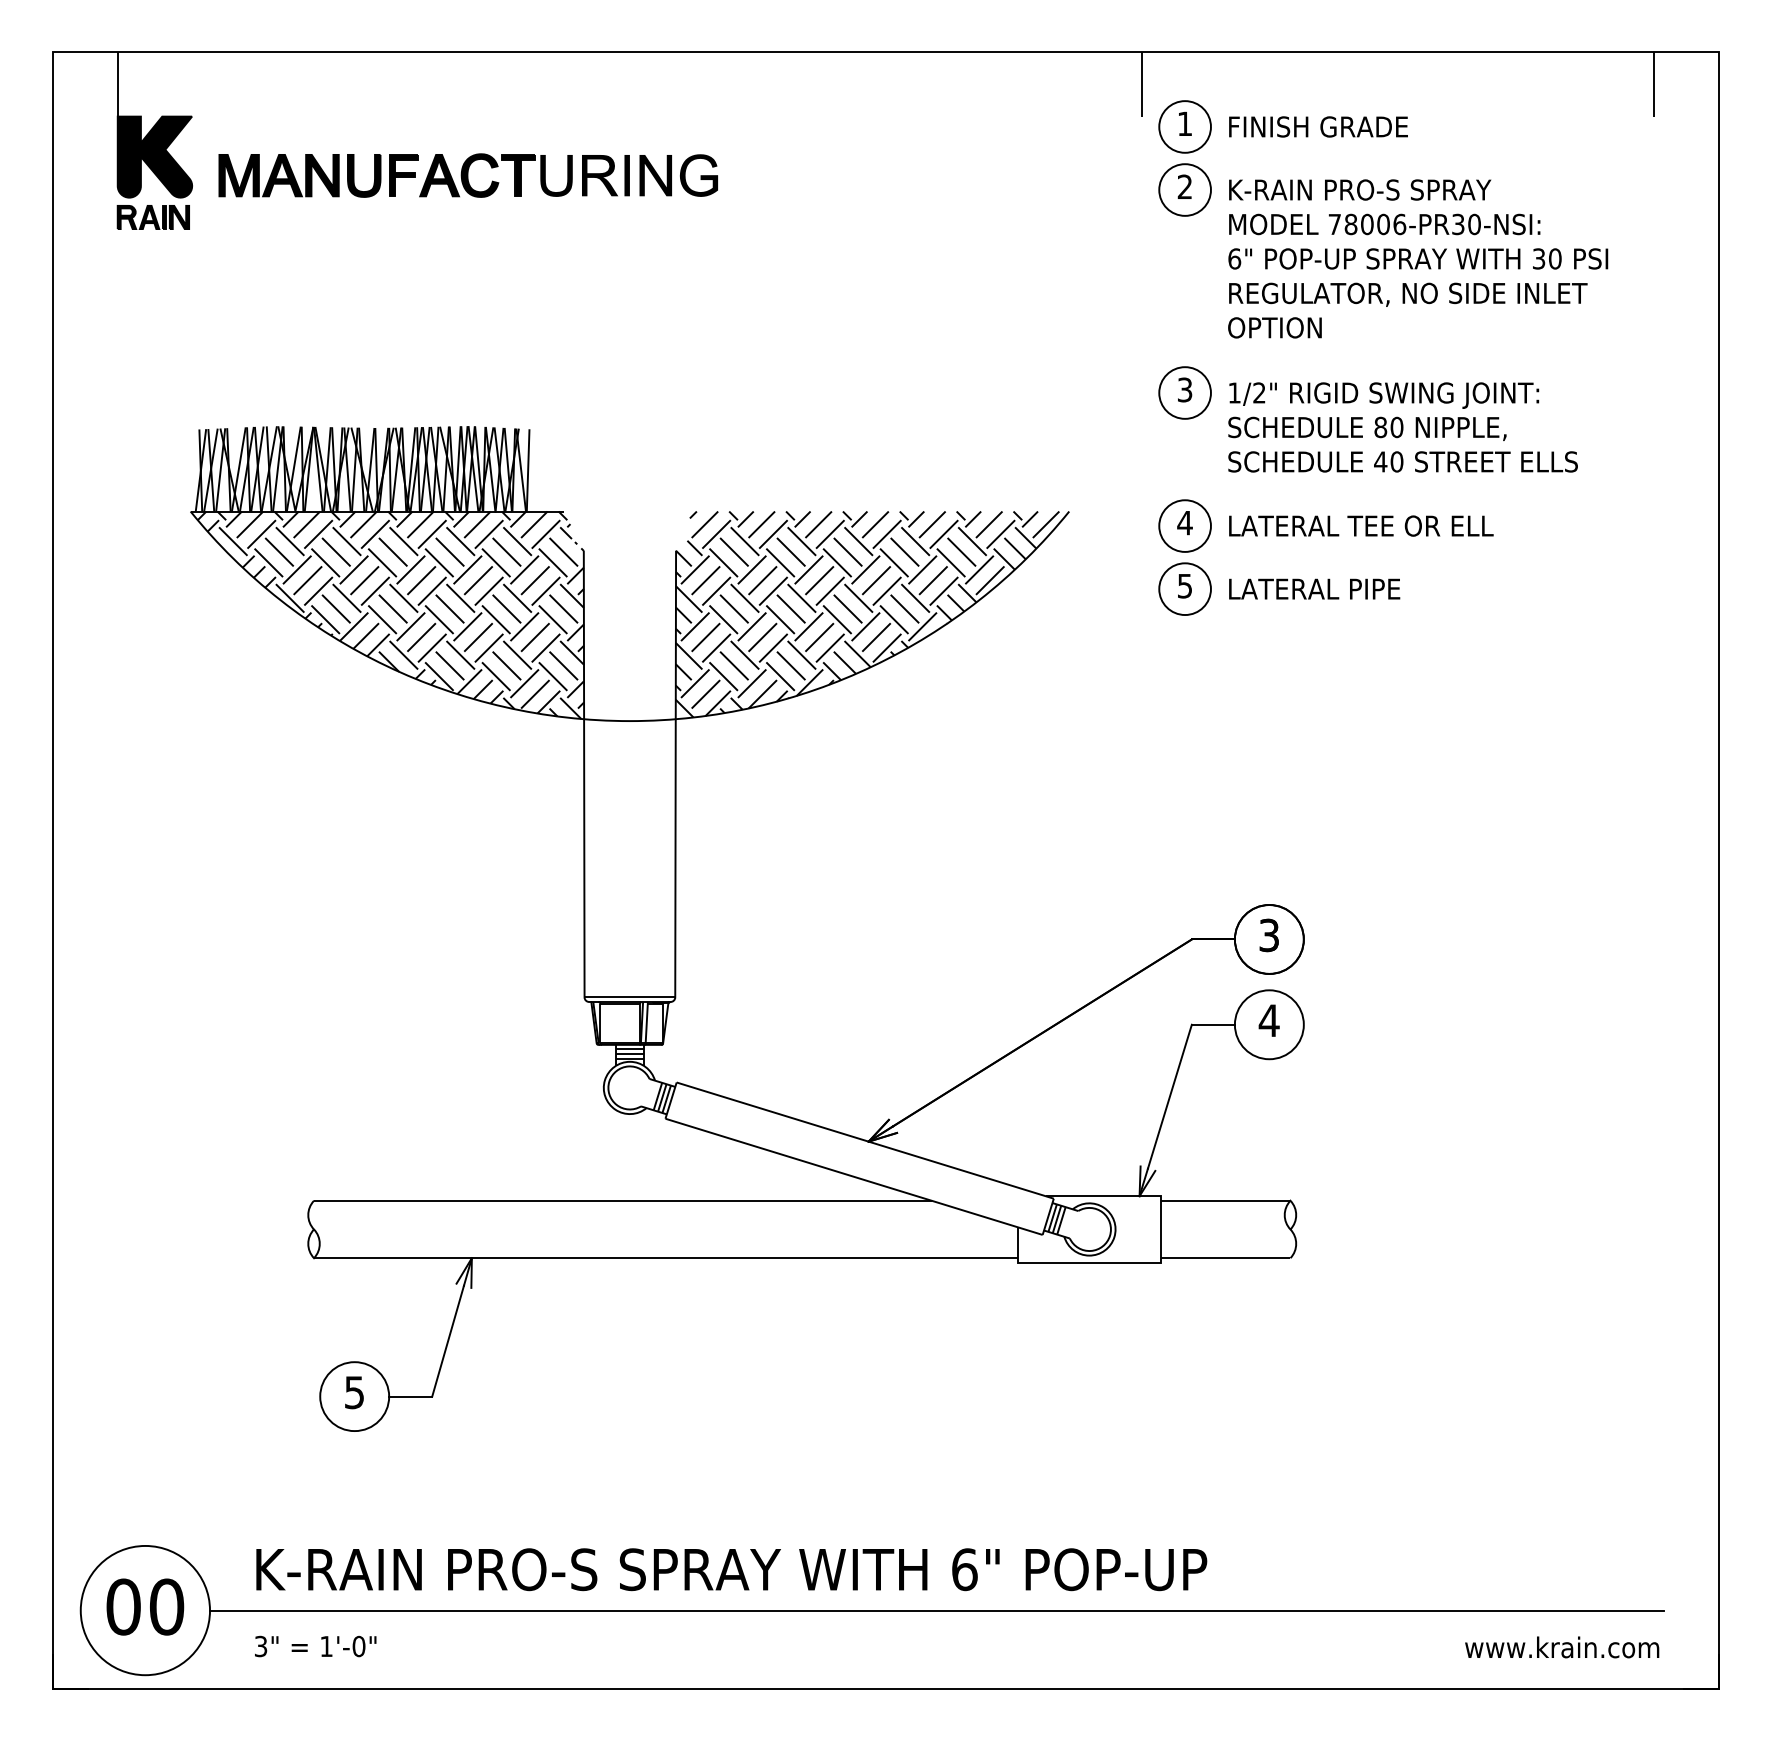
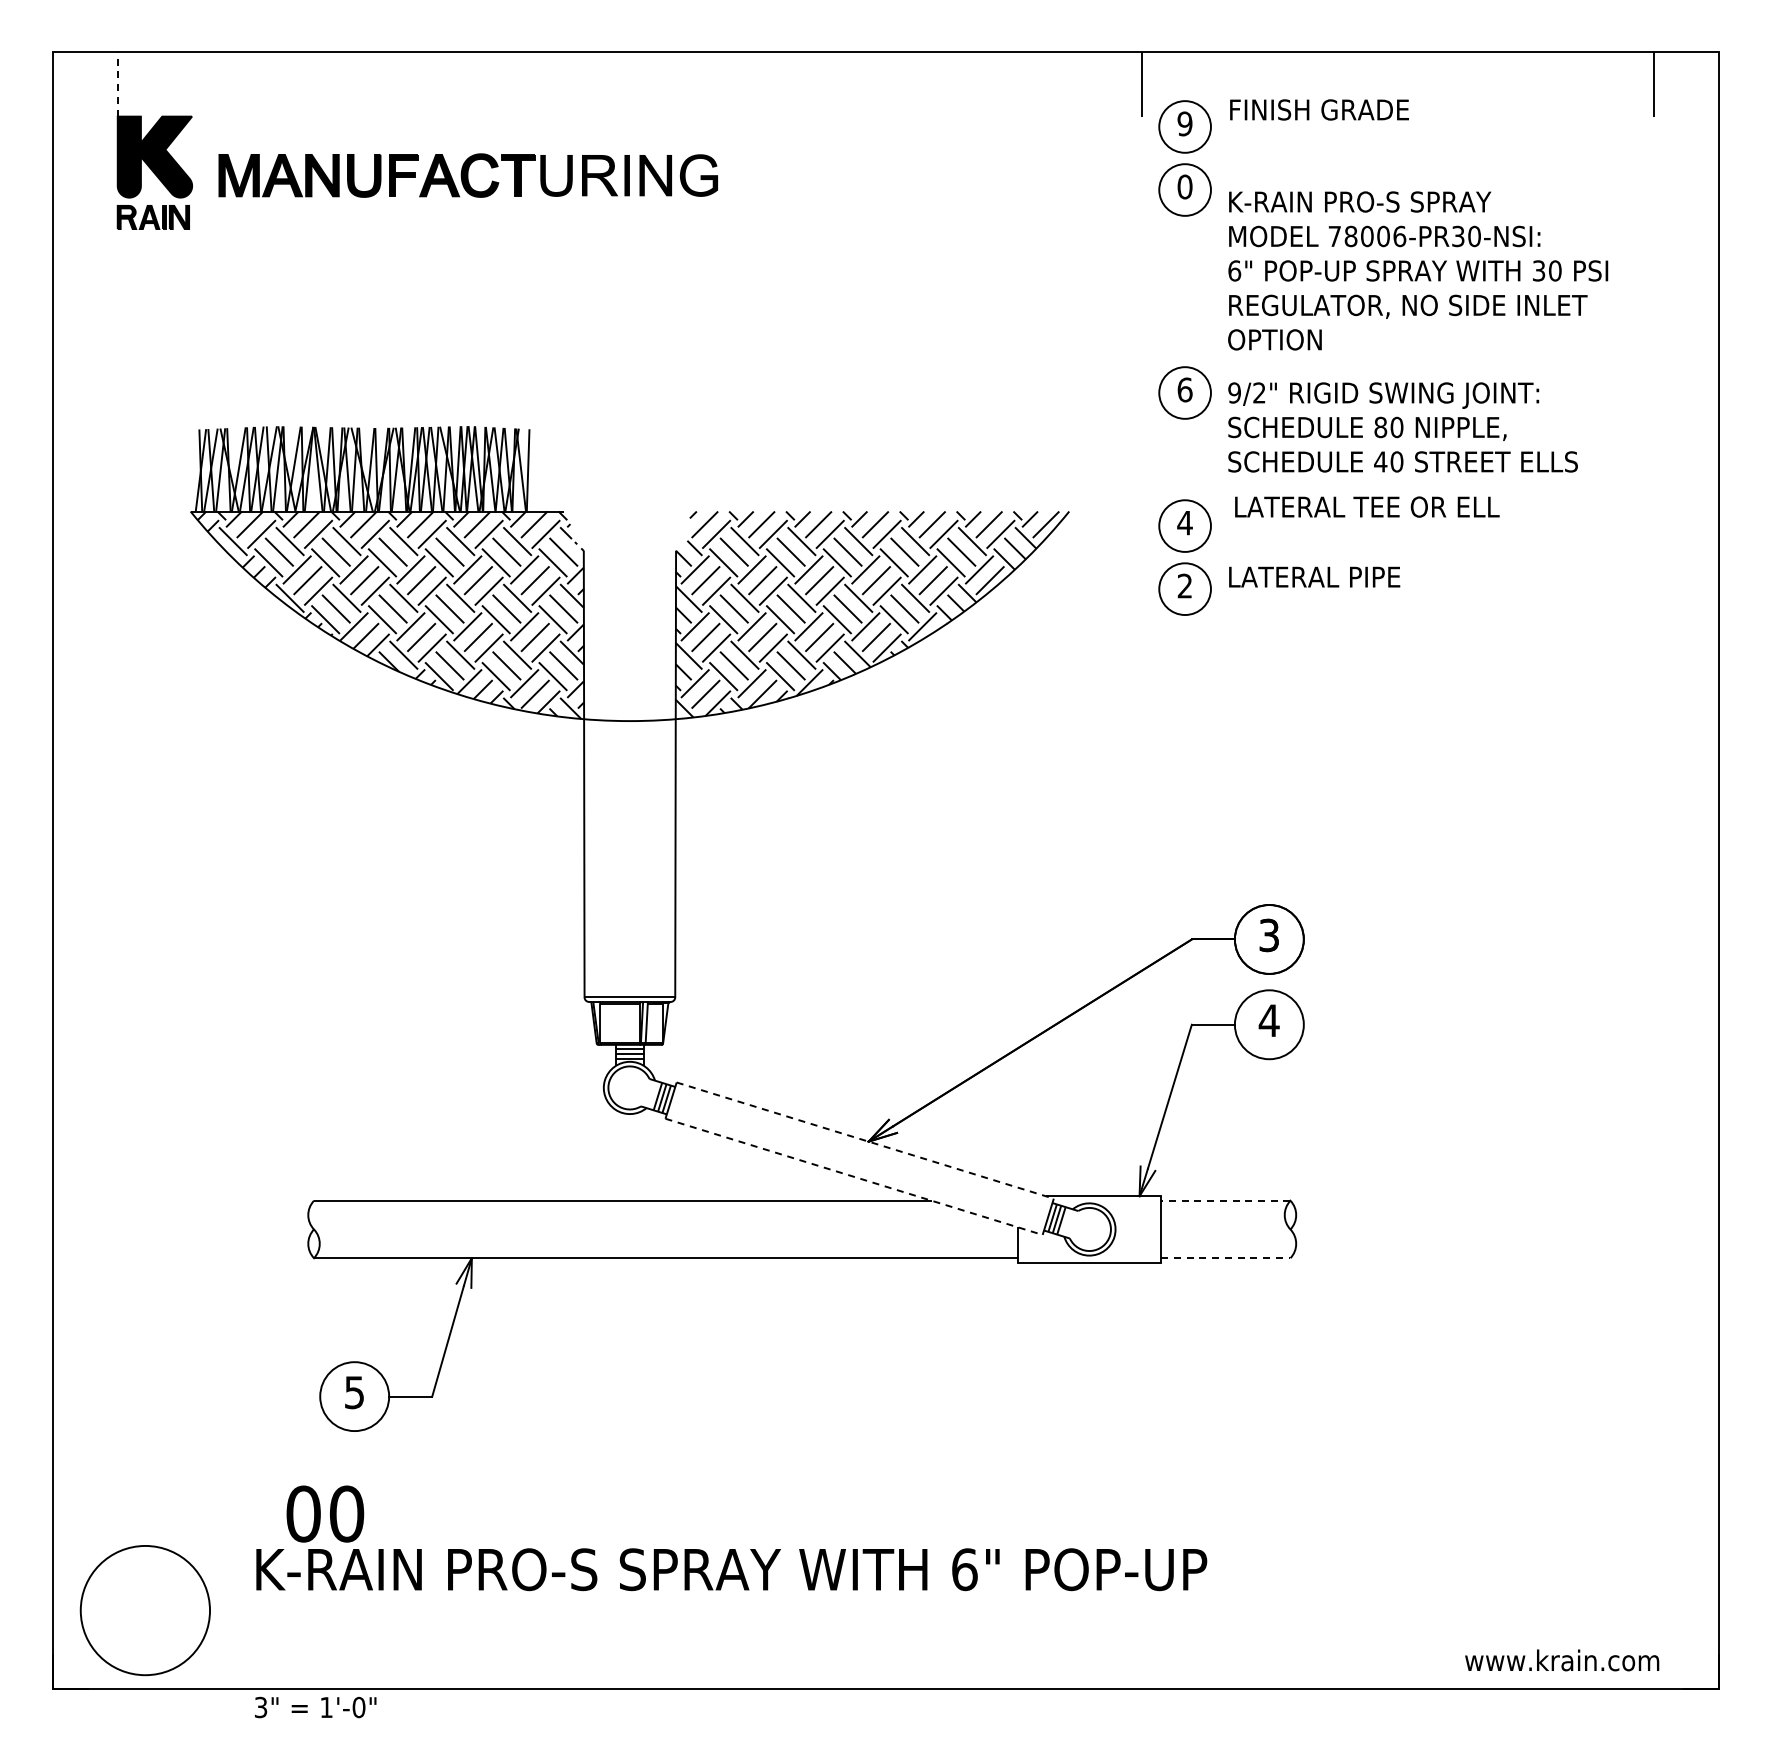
line: solid -> dashed (117, 83)
text: 1 -> 9 (1184, 123)
text position: (1318, 126) -> (1319, 109) (1319, 109)
text: 2 -> 0 (1184, 186)
text position: (1418, 258) -> (1418, 270) (1418, 270)
text: 3 -> 6 (1184, 389)
text: 1/2" -> 9/2" (1234, 392)
text position: (1361, 525) -> (1367, 506) (1367, 506)
text: 5 -> 2 (1184, 585)
text position: (1314, 588) -> (1314, 576) (1314, 576)
line: solid -> dashed (865, 1140)
line: solid -> dashed (854, 1176)
line: solid -> dashed (1225, 1200)
line: solid -> dashed (1225, 1258)
text position: (145, 1606) -> (325, 1513) (325, 1513)
line: present -> none (936, 1610)
text position: (315, 1646) -> (315, 1707) (315, 1707)
text position: (1562, 1647) -> (1562, 1660) (1562, 1660)
